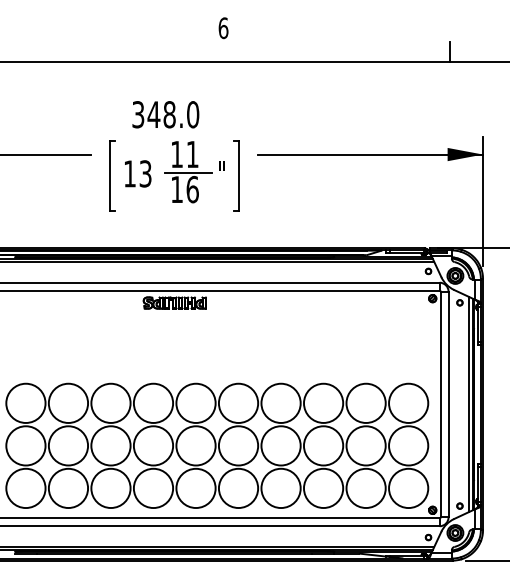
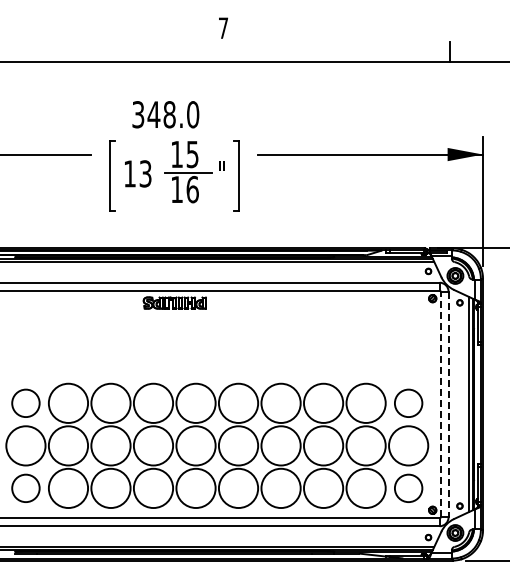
text: 6 -> 7 (223, 28)
text: 11 -> 15 (192, 154)
circle diameter: 39 px -> 27 px (25, 403)
circle diameter: 39 px -> 27 px (408, 403)
line: solid -> dashed (440, 404)
line: solid -> dashed (448, 404)
circle diameter: 39 px -> 27 px (25, 488)
circle diameter: 39 px -> 27 px (408, 488)
